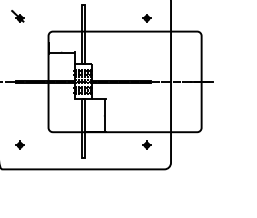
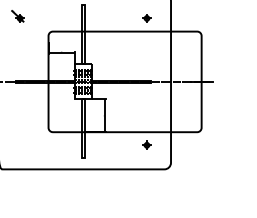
part: present -> none (19, 144)
